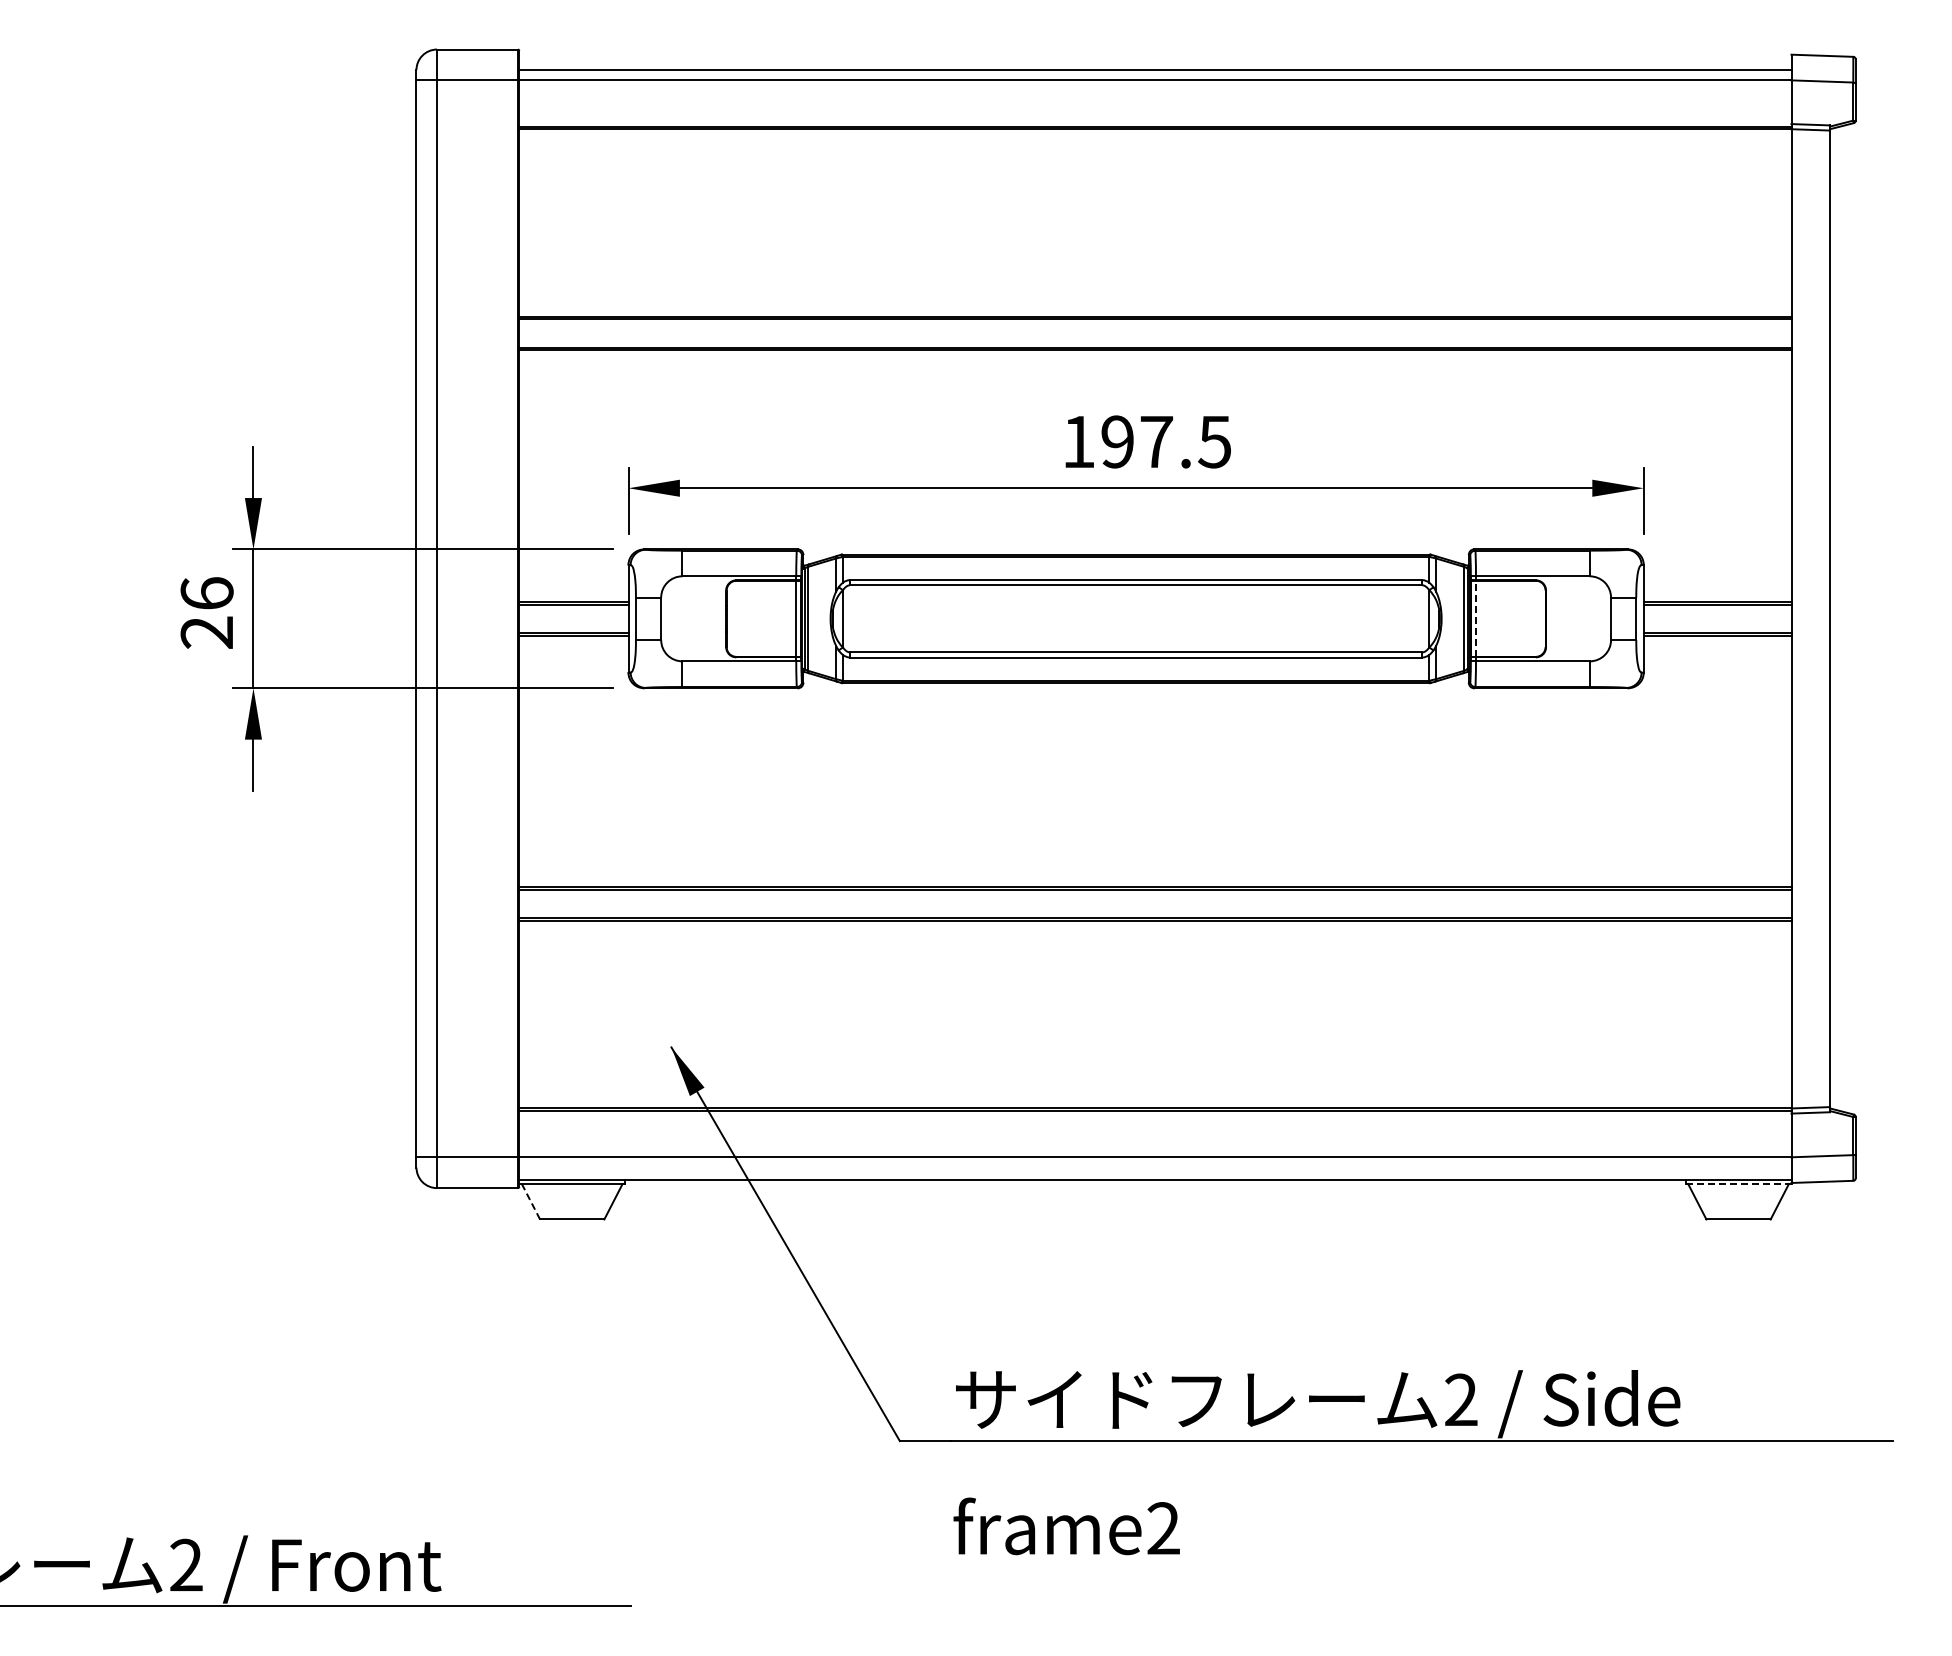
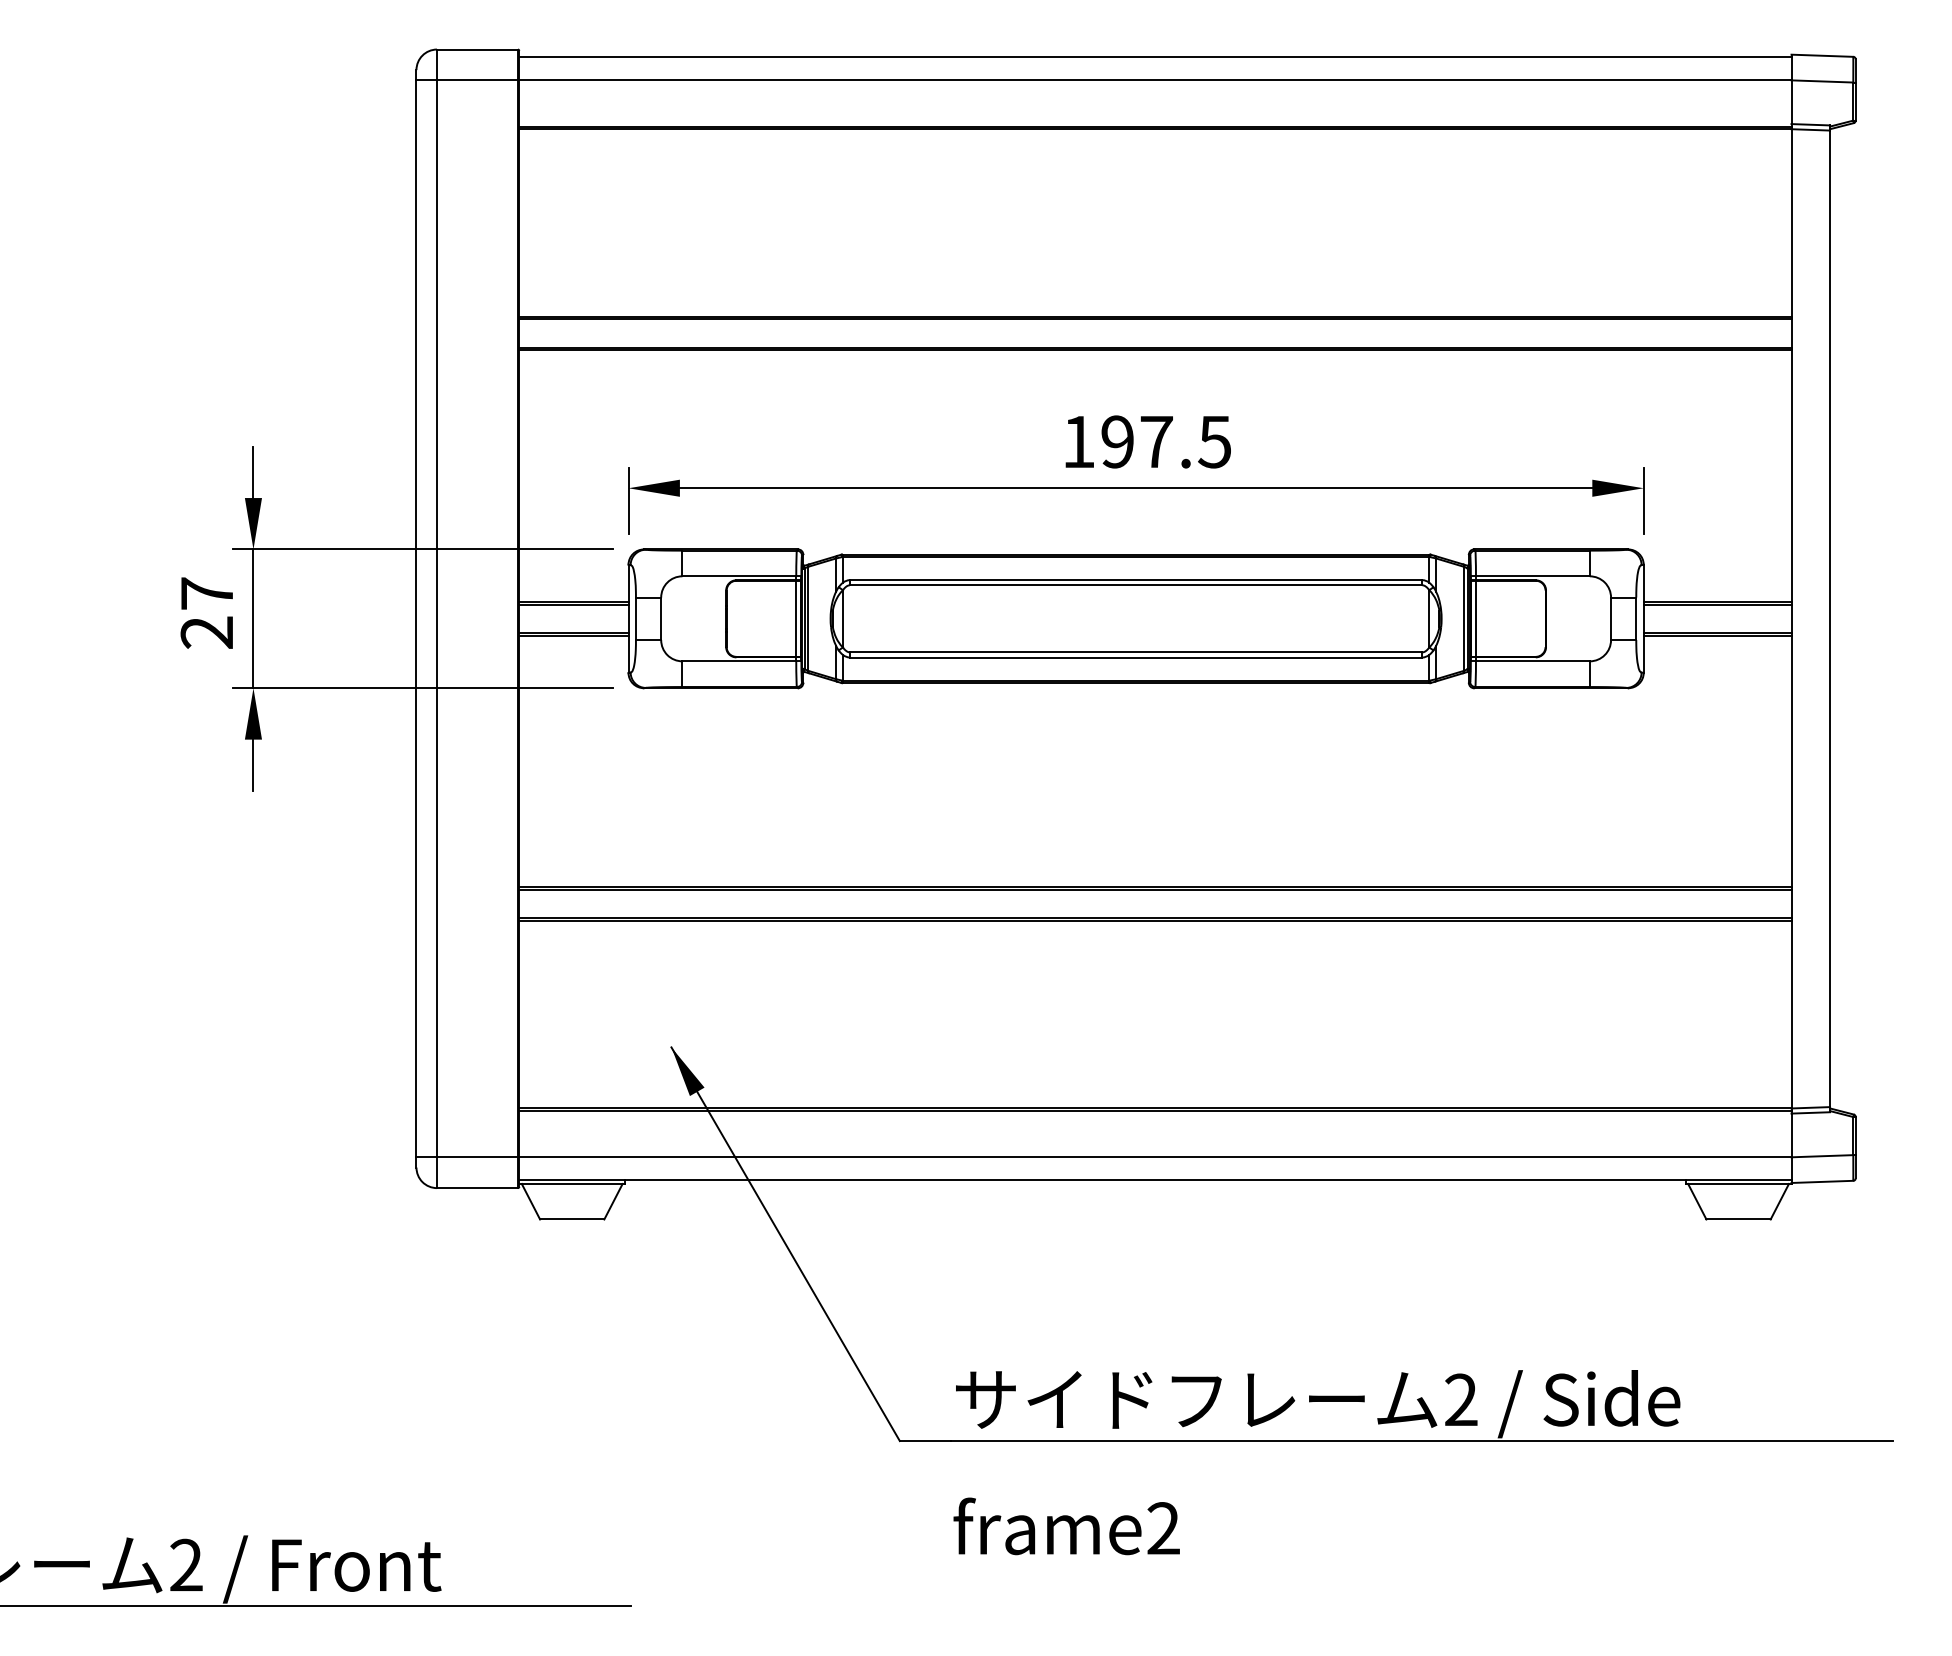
line position: (1155, 70) -> (1155, 57) (1155, 57)
text: 26 -> 27 (206, 593)
line: dashed -> solid (1476, 618)
line: dashed -> solid (1738, 1184)
line: dashed -> solid (530, 1201)
